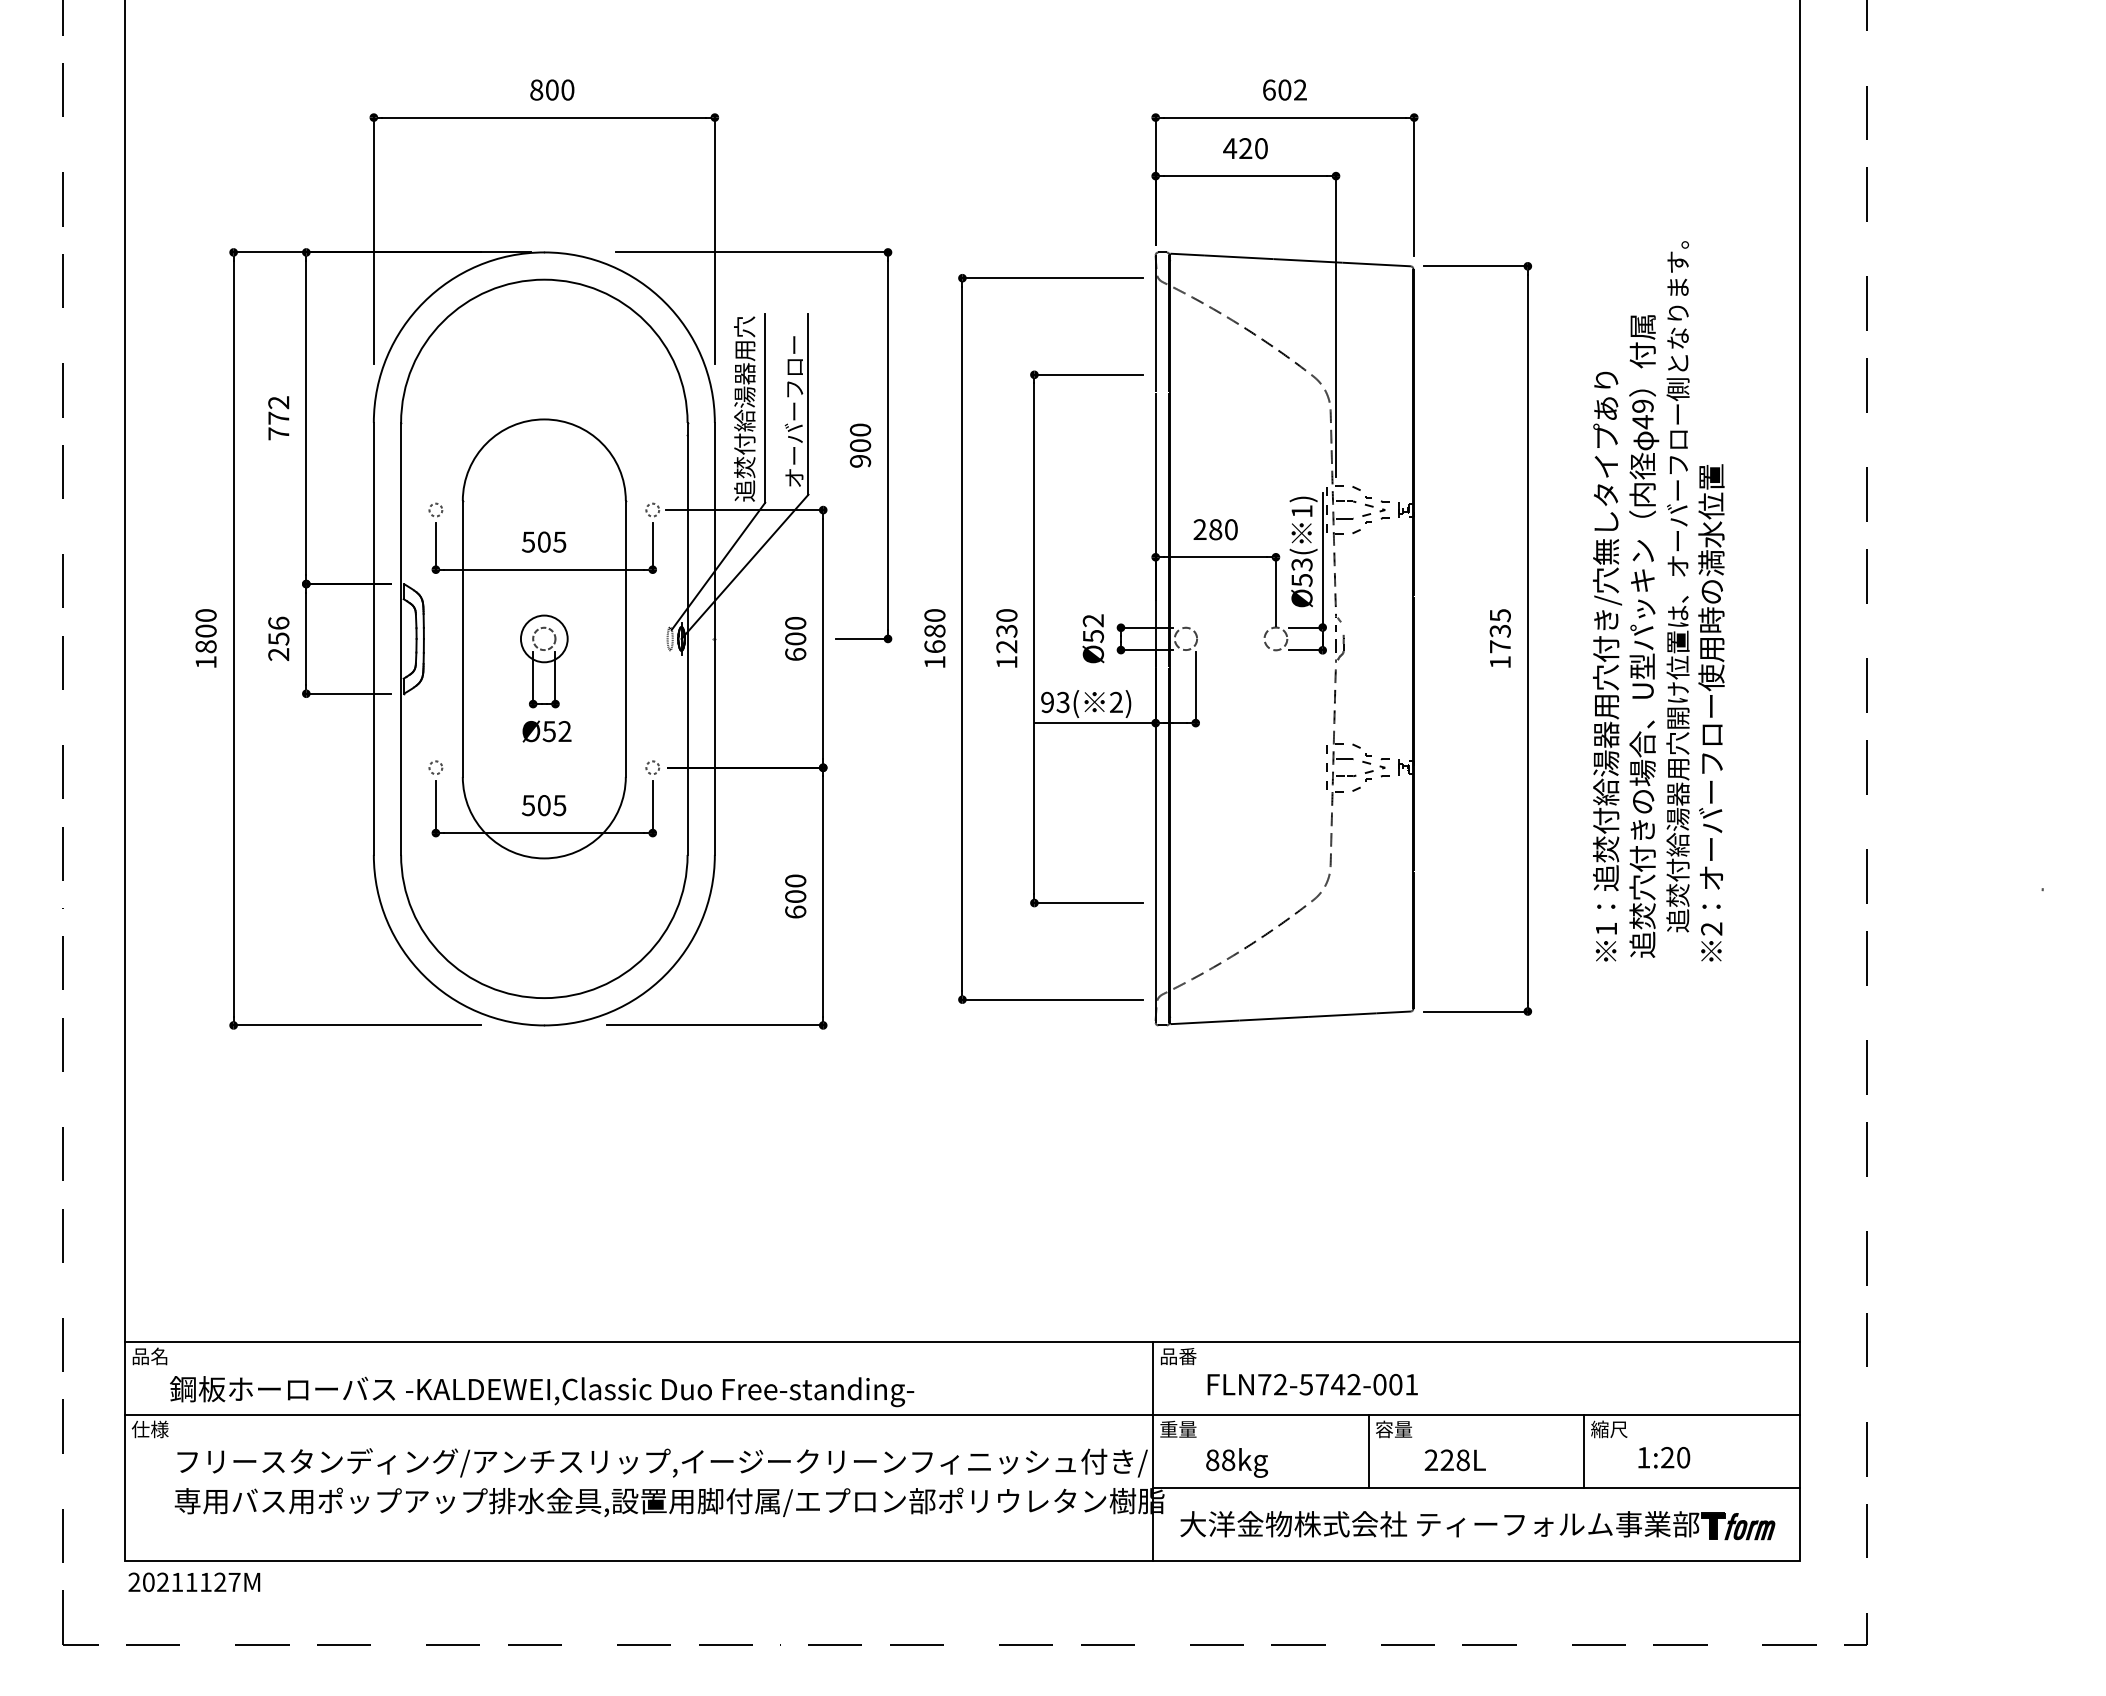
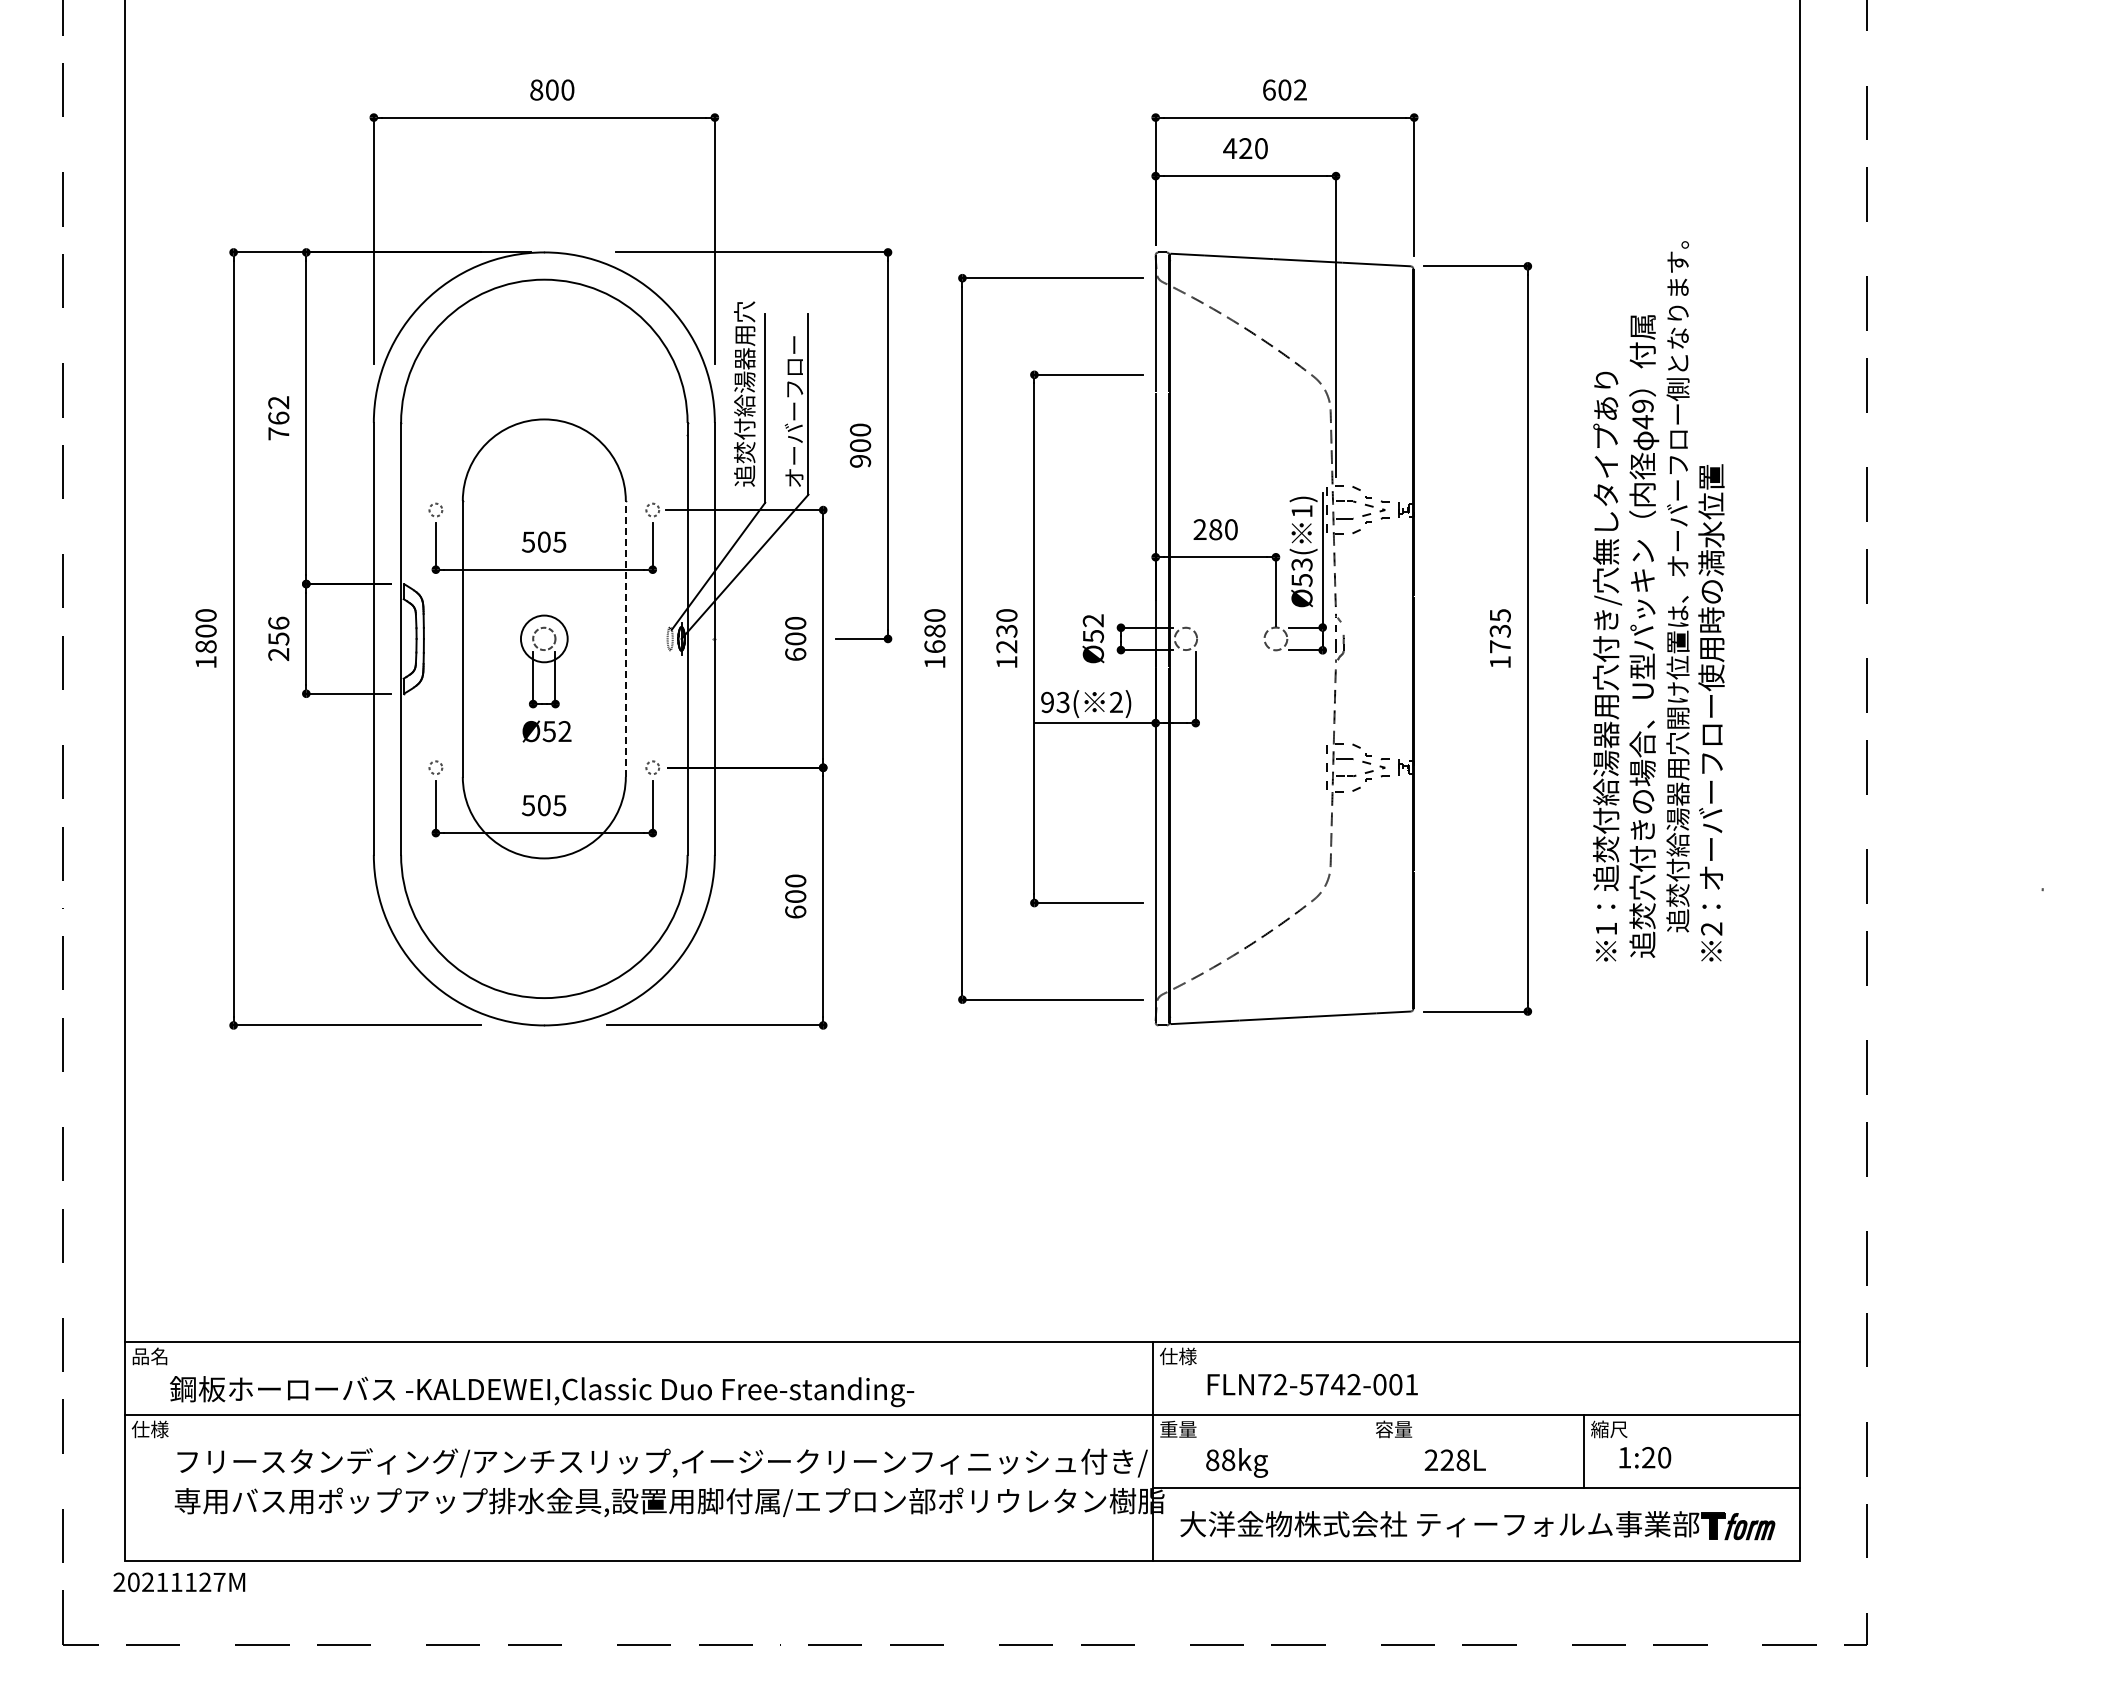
text position: (744, 408) -> (744, 393) (744, 393)
text: 772 -> 762 (278, 417)
line: solid -> dashed (625, 638)
text: 品番 -> 仕様 (1178, 1356)
line: present -> none (1368, 1451)
text position: (1664, 1457) -> (1645, 1457) (1645, 1457)
text position: (194, 1581) -> (179, 1581) (179, 1581)
